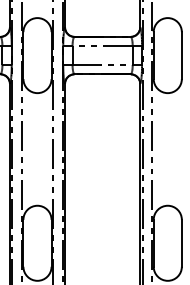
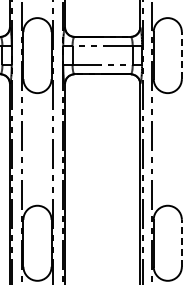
line: solid -> dashed (181, 55)
line: solid -> dashed (181, 242)
